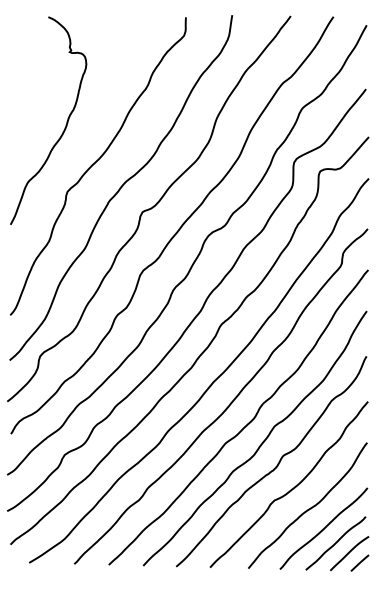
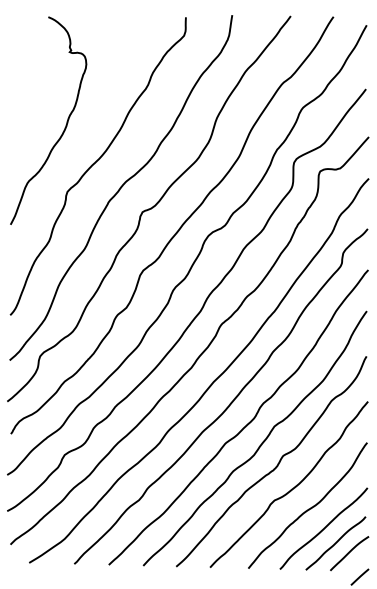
line position: (359, 562) -> (359, 576) (359, 576)
